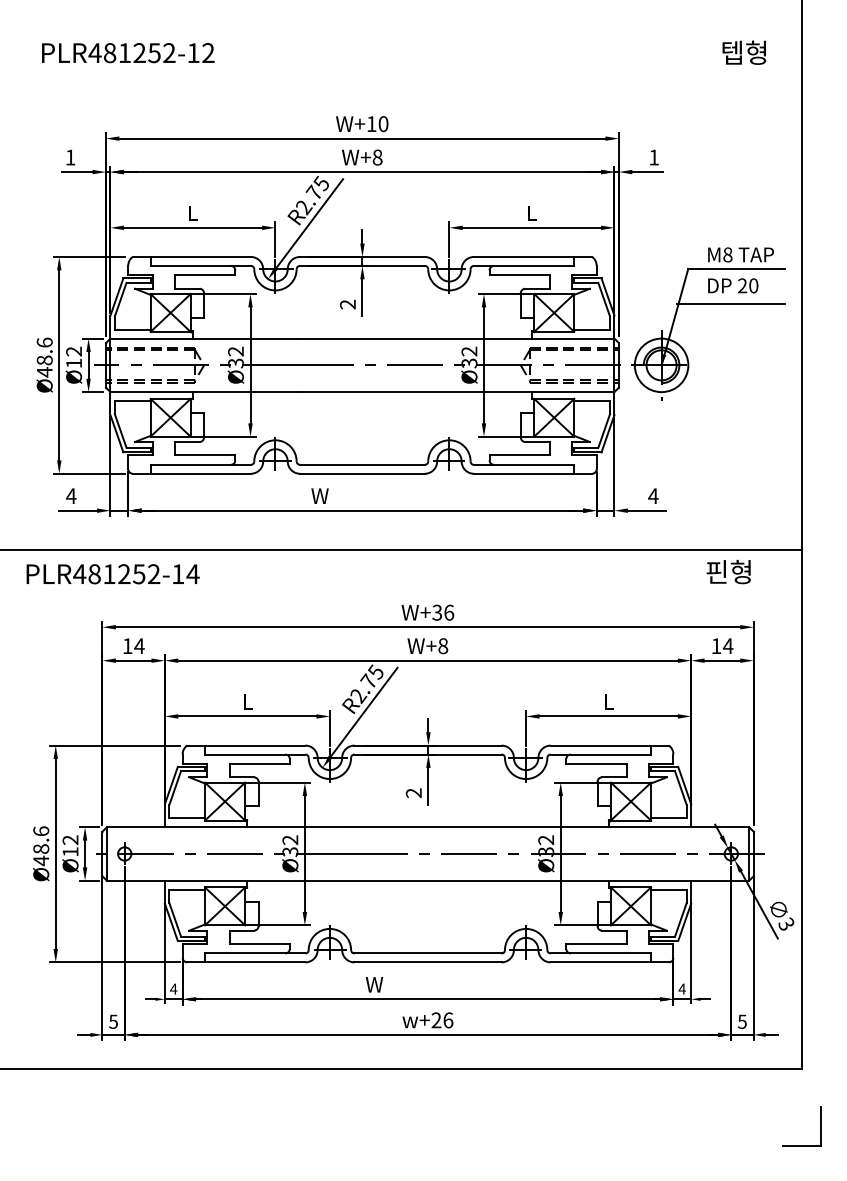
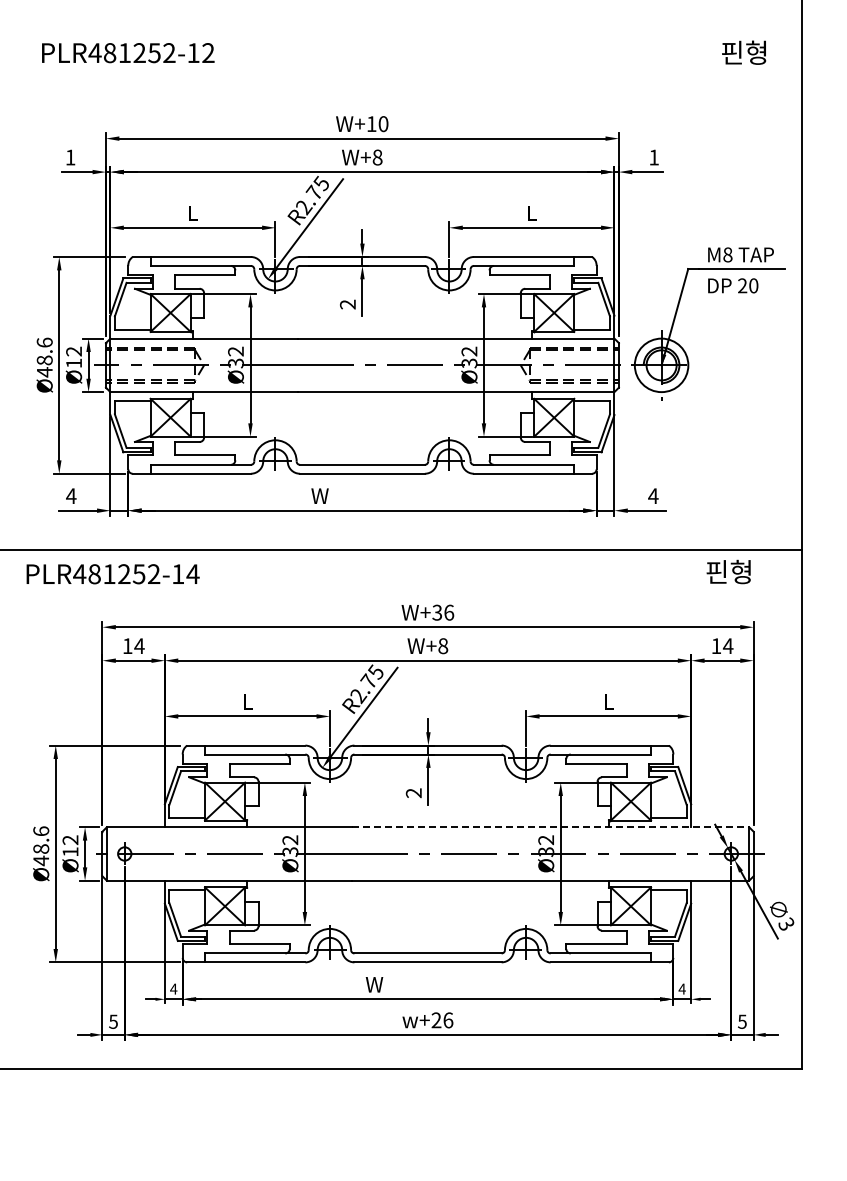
text: 텝형 -> 핀형 (731, 52)
line: present -> none (730, 304)
line: solid -> dashed (551, 827)
part: present -> none (820, 1126)
